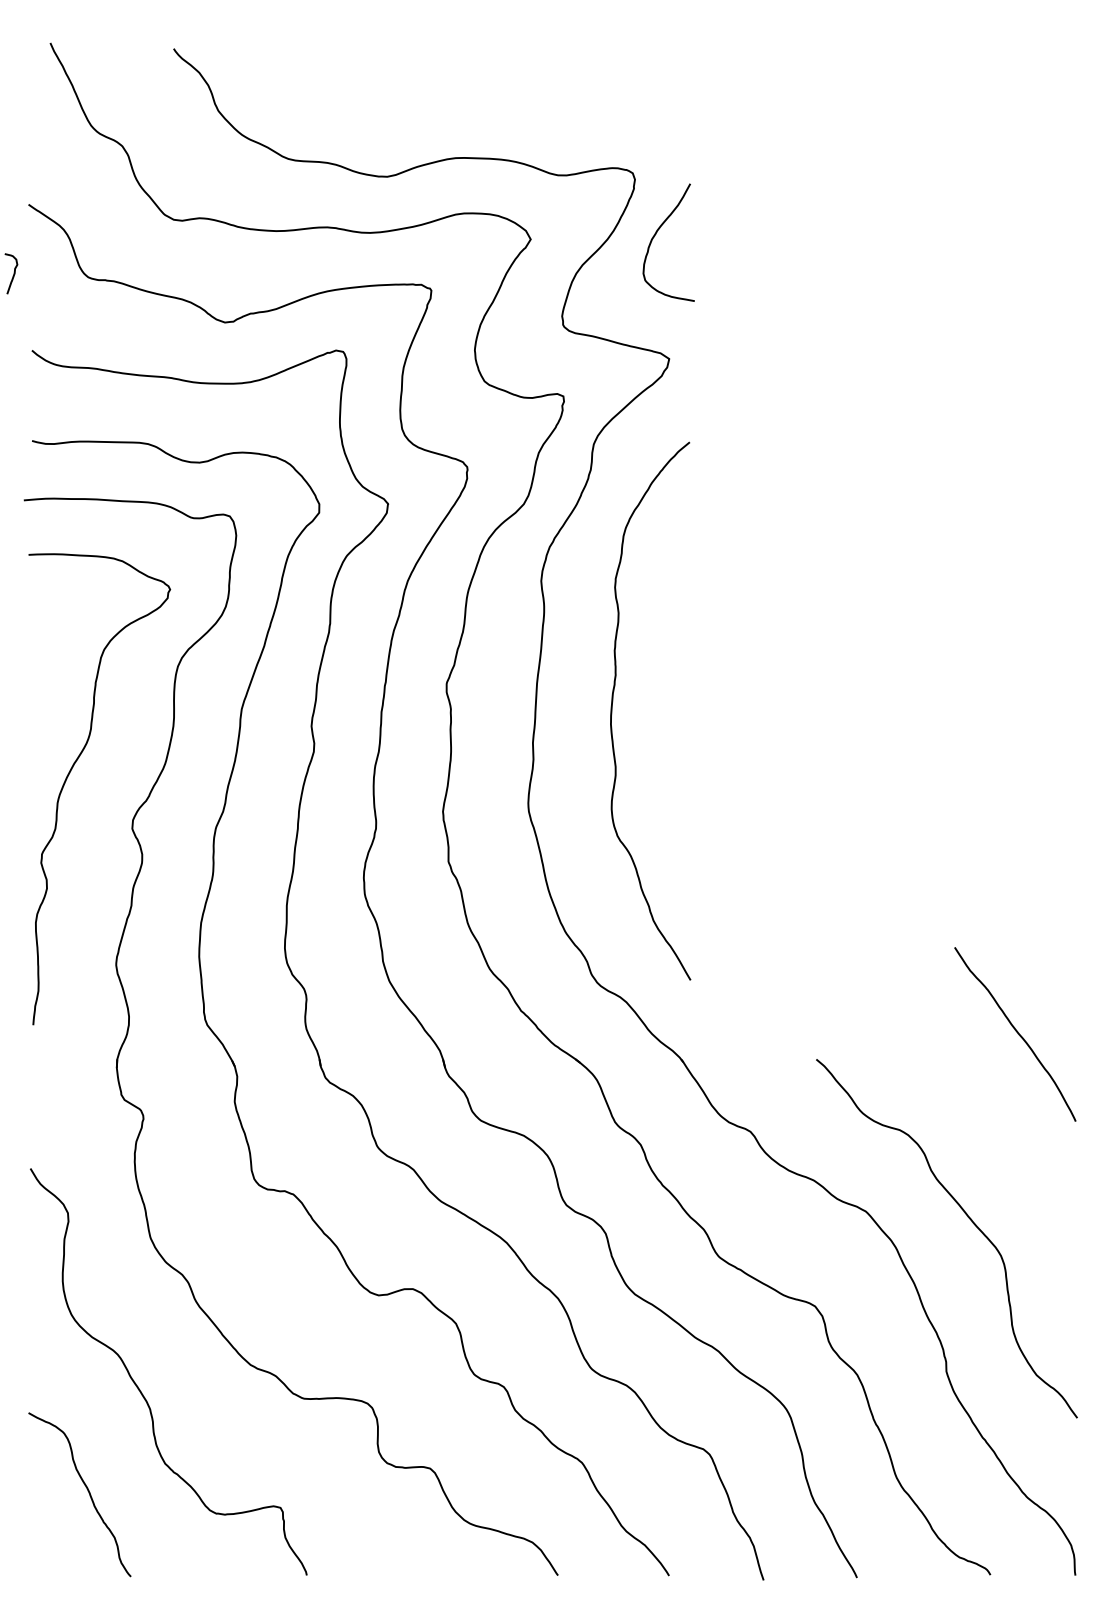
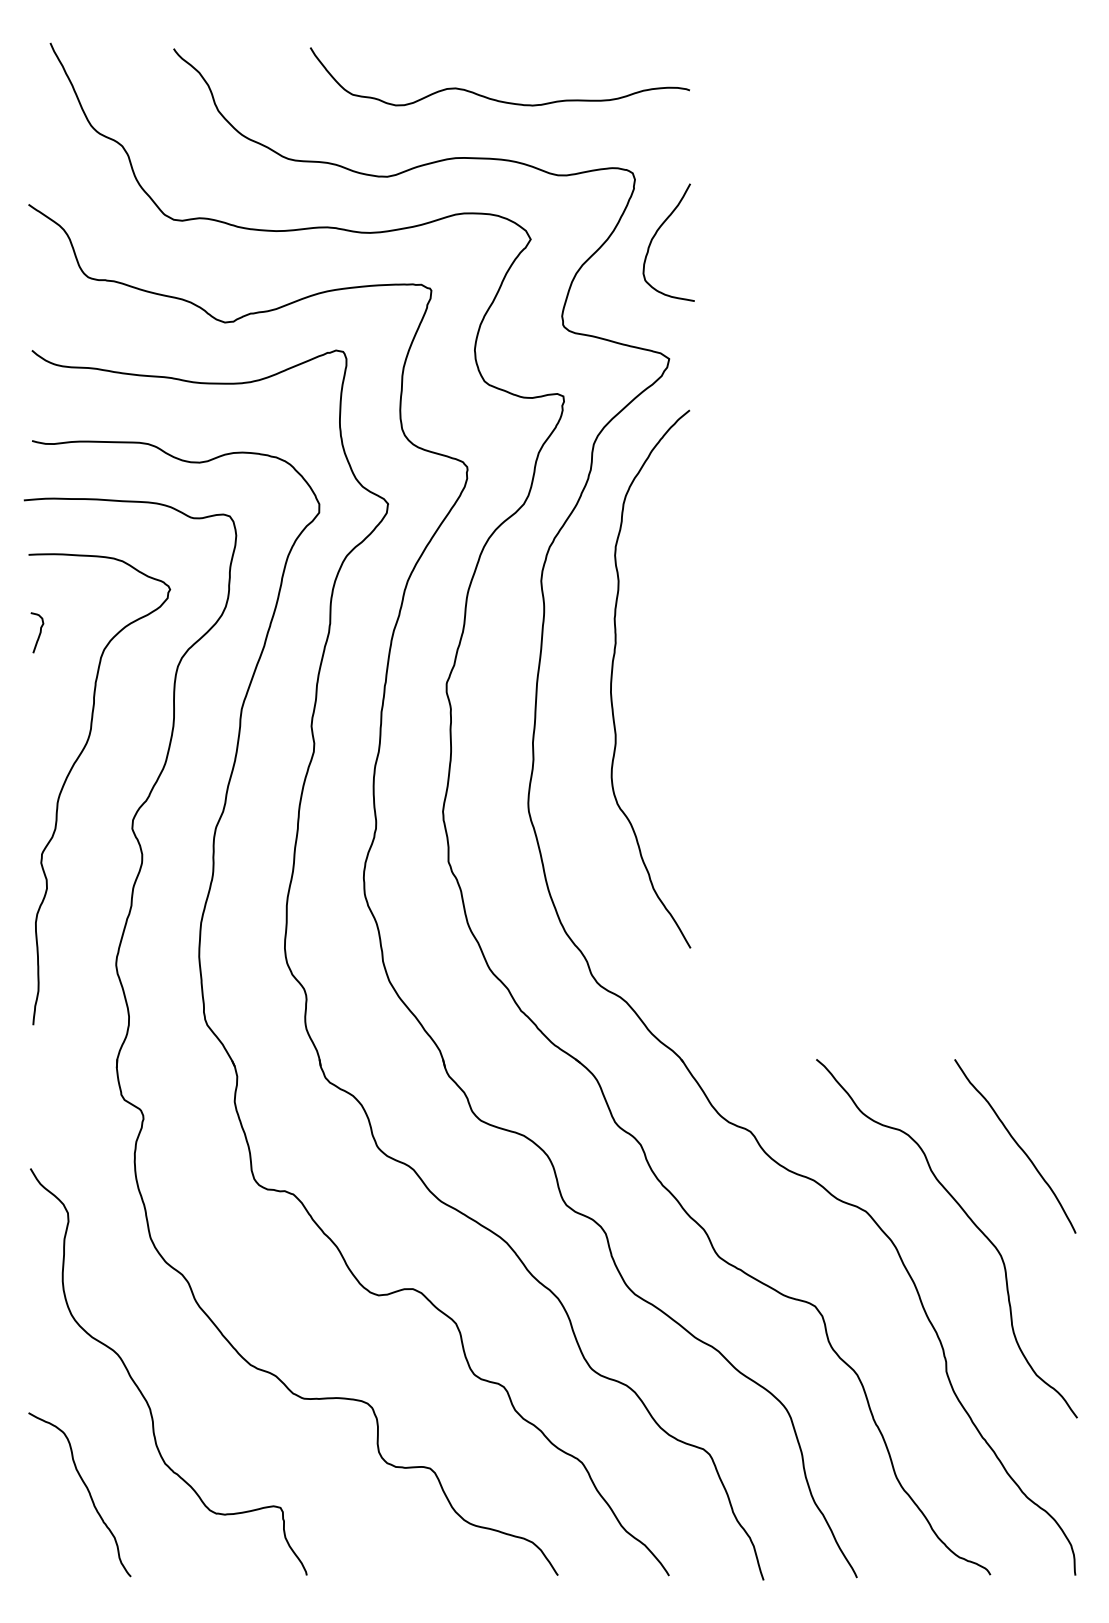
curve: none -> present (493, 98)
curve position: (13, 273) -> (39, 632) (39, 632)
curve position: (612, 710) -> (612, 678) (612, 678)
curve position: (1016, 1032) -> (1016, 1144) (1016, 1144)
